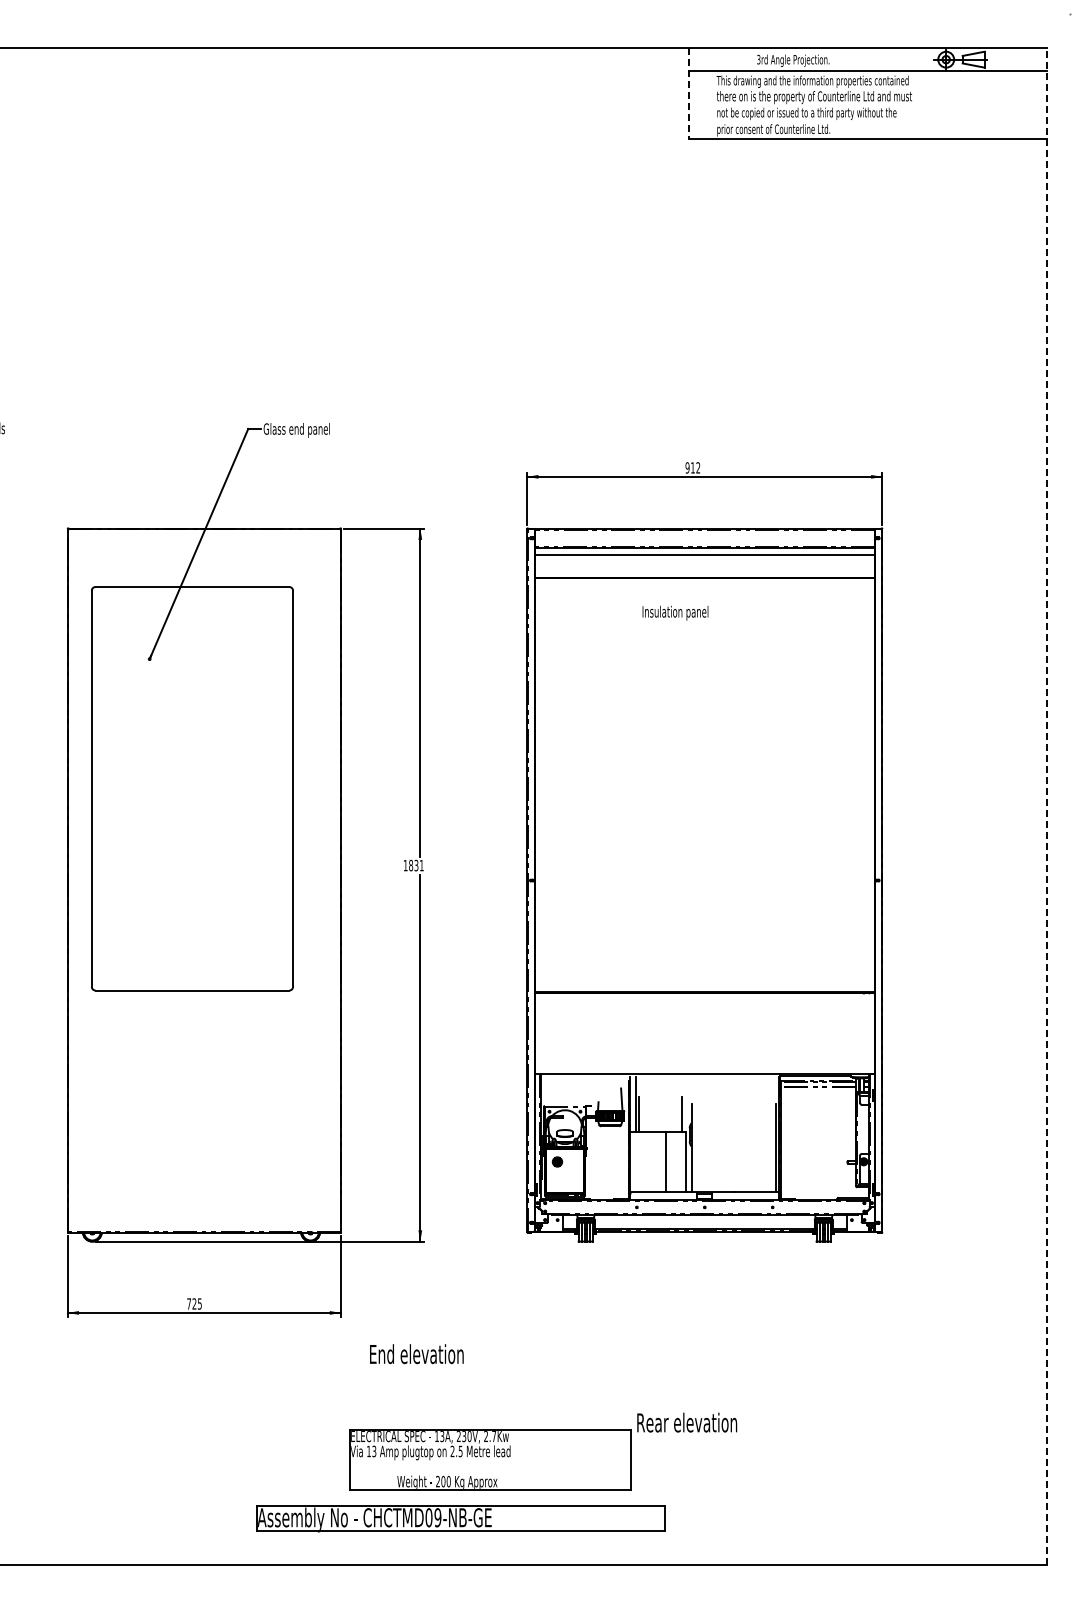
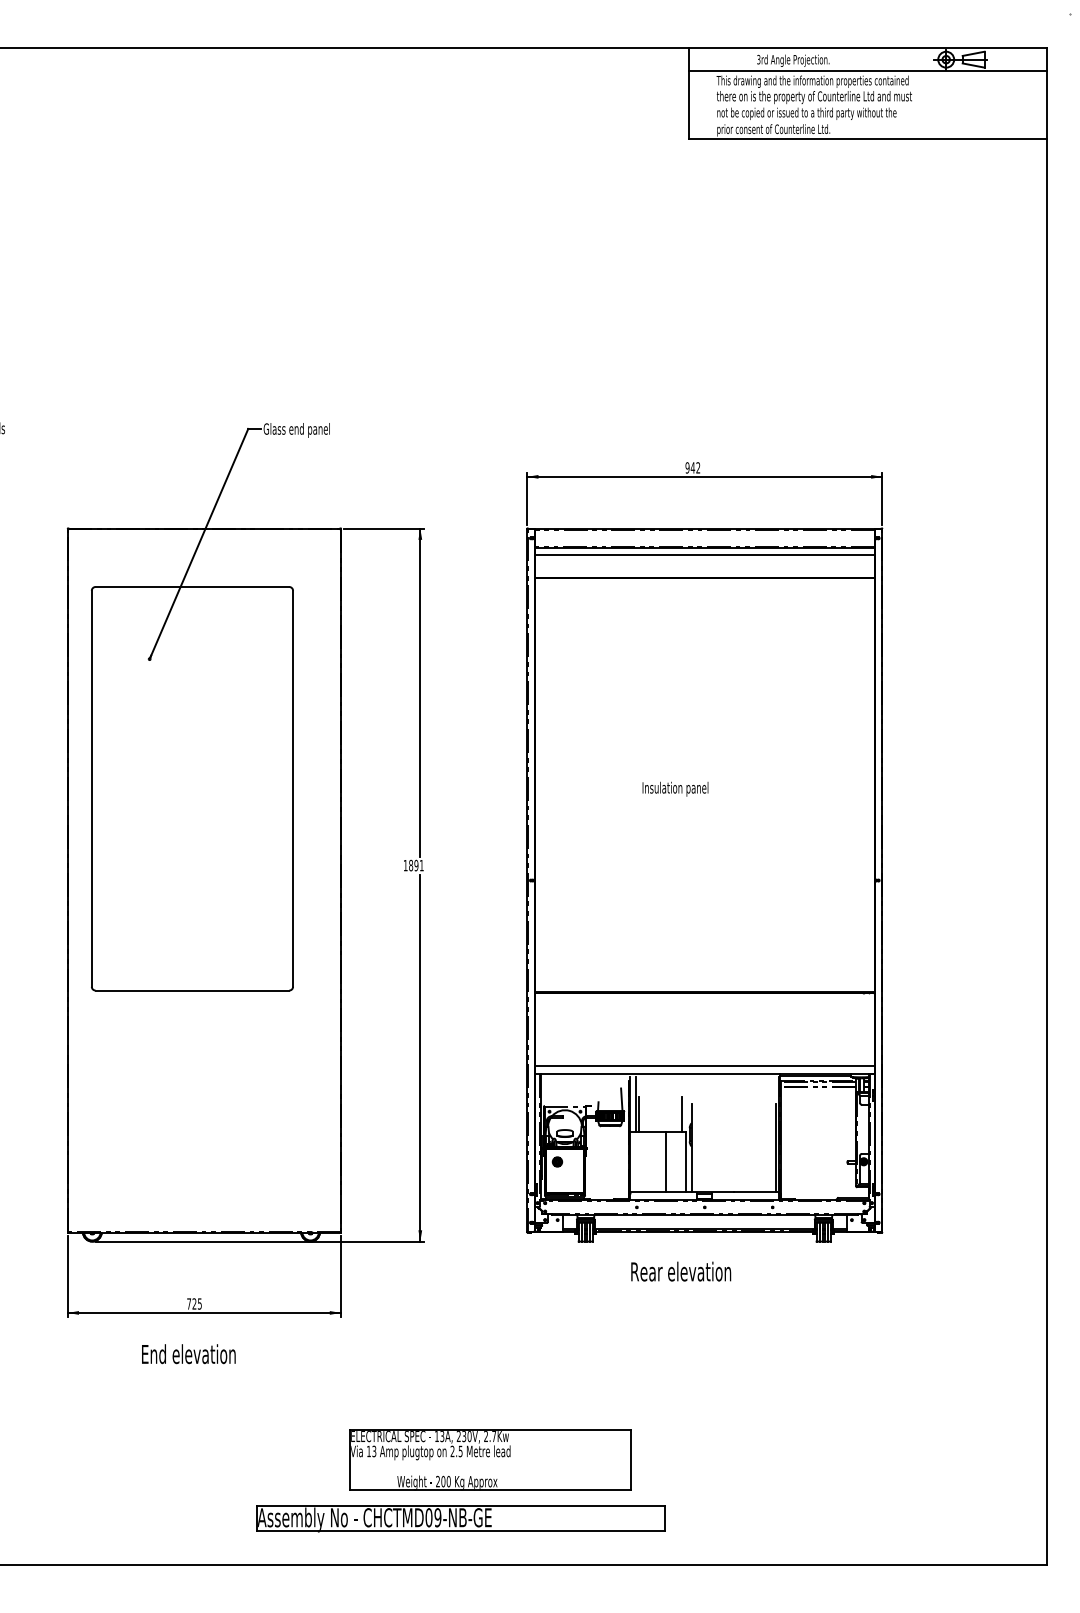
line: dashed -> solid (689, 94)
text: 912 -> 942 (692, 467)
text position: (675, 612) -> (675, 788) (675, 788)
line: dashed -> solid (1047, 806)
text: 1831 -> 1891 (416, 865)
line: none -> present (704, 1065)
text position: (416, 1354) -> (188, 1354) (188, 1354)
text position: (687, 1422) -> (681, 1271) (681, 1271)
